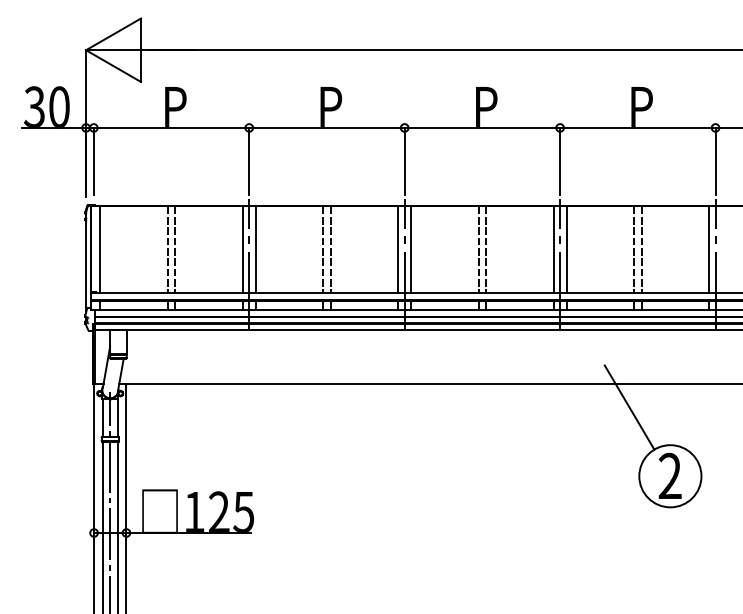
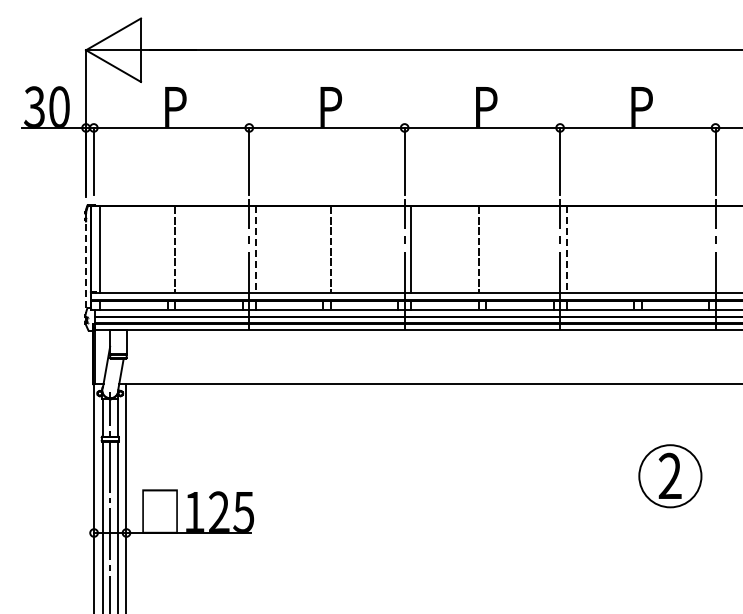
line: present -> none (167, 249)
line: present -> none (242, 249)
line: present -> none (323, 249)
line: present -> none (398, 249)
line: present -> none (486, 249)
line: present -> none (553, 249)
line: present -> none (633, 249)
line: present -> none (641, 249)
line: present -> none (709, 249)
line: solid -> dashed (255, 250)
line: solid -> dashed (566, 250)
line: solid -> dashed (86, 263)
line: present -> none (629, 407)
